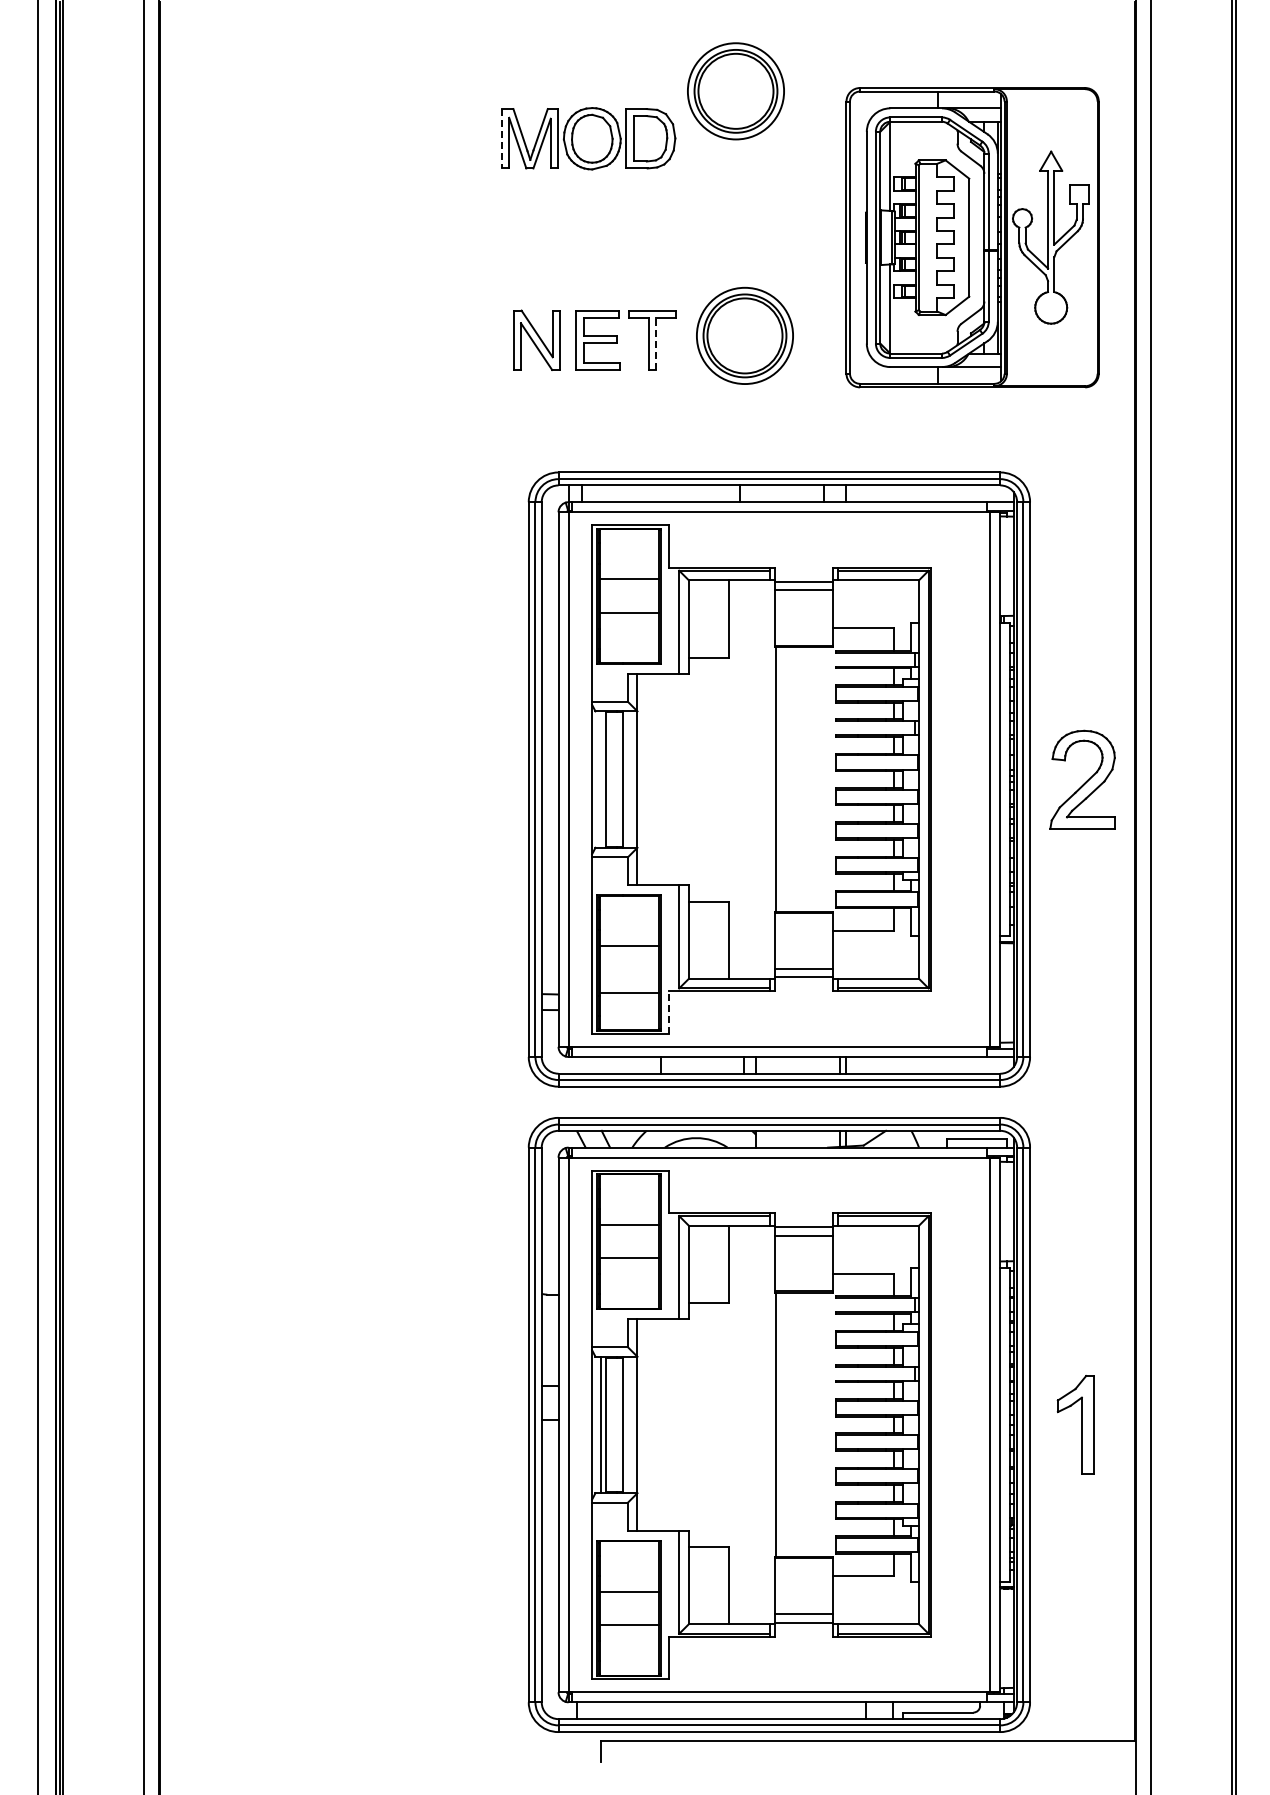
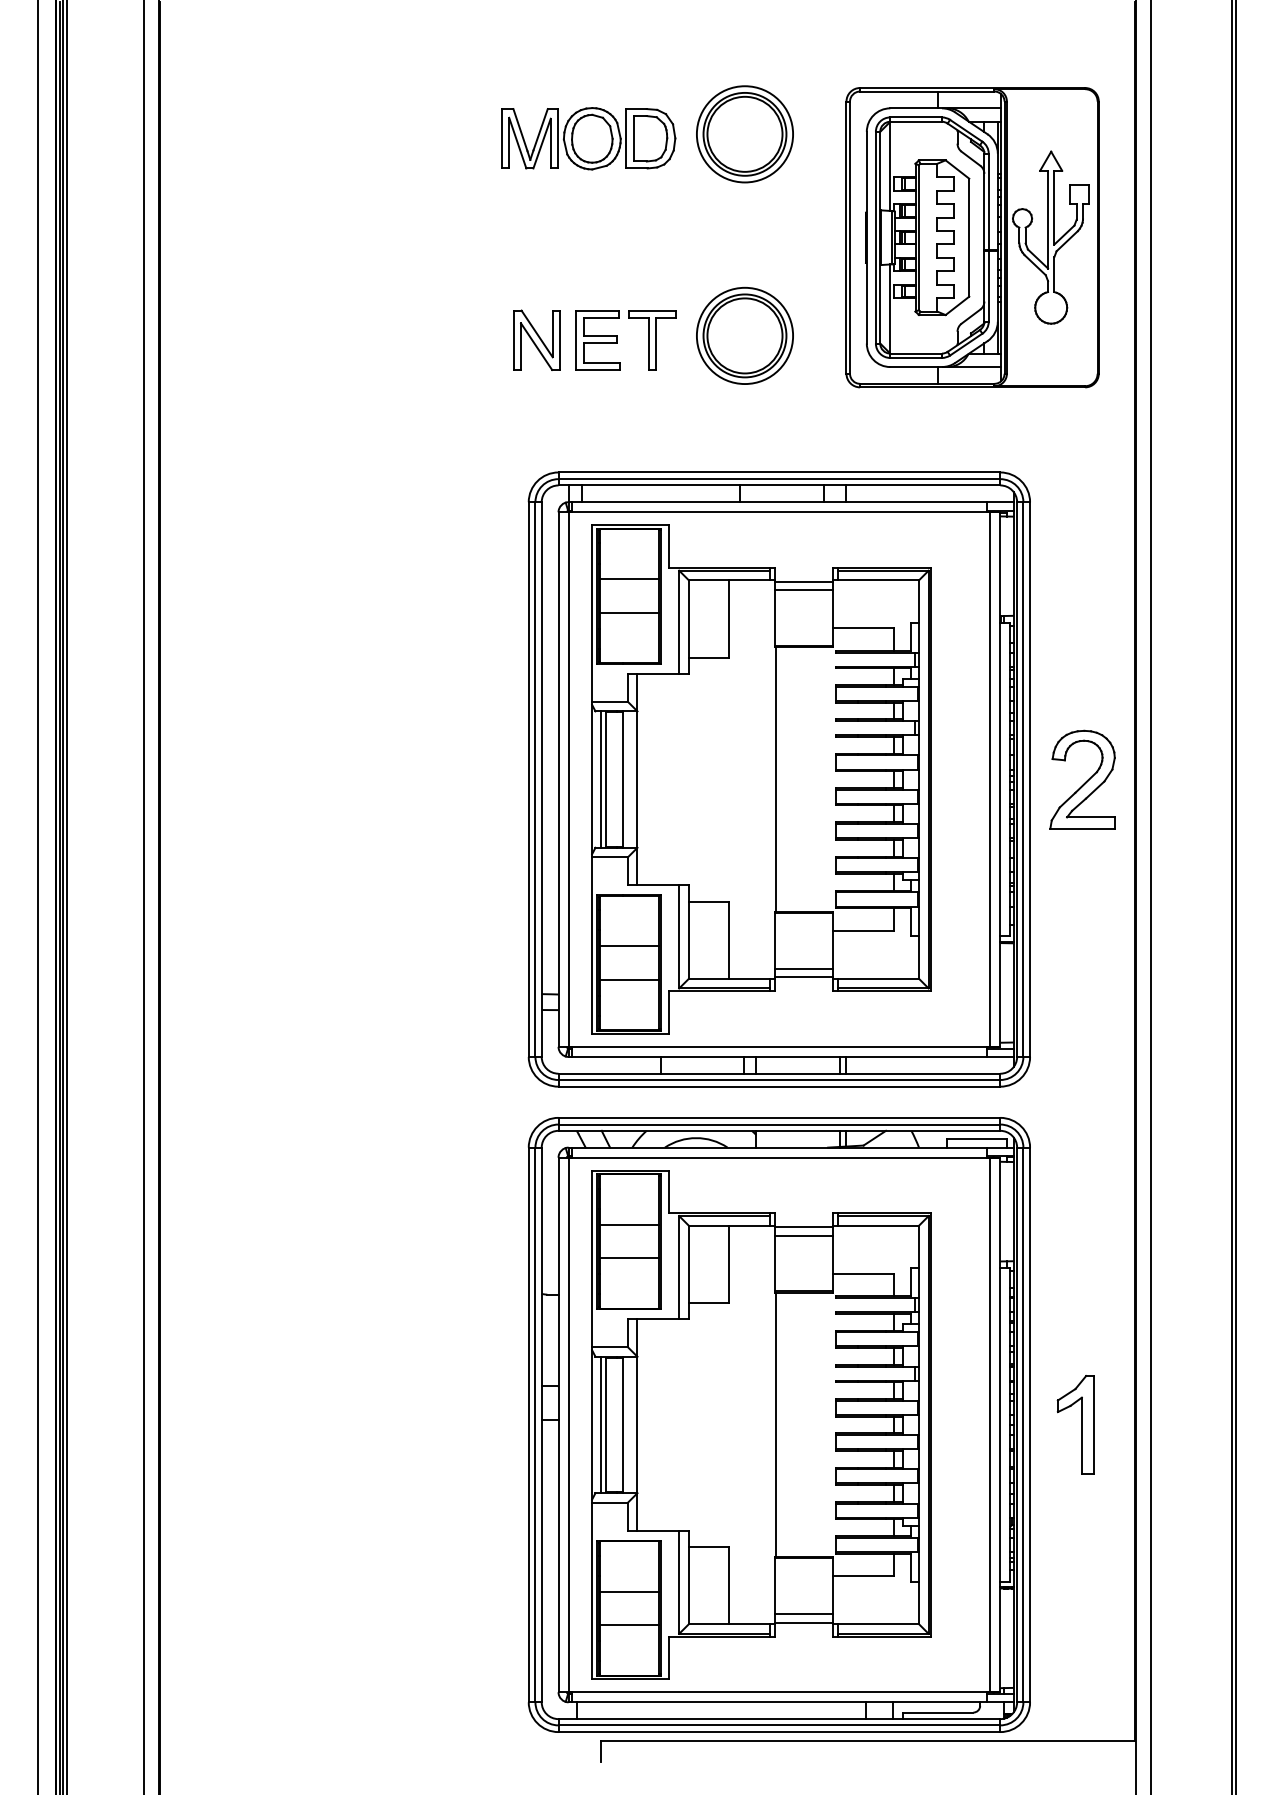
part position: (735, 91) -> (744, 134) (744, 134)
line: dashed -> solid (501, 138)
line: dashed -> solid (656, 343)
line: none -> present (600, 779)
line: none -> present (66, 896)
line position: (628, 992) -> (628, 979) (628, 979)
line: dashed -> solid (669, 1012)
